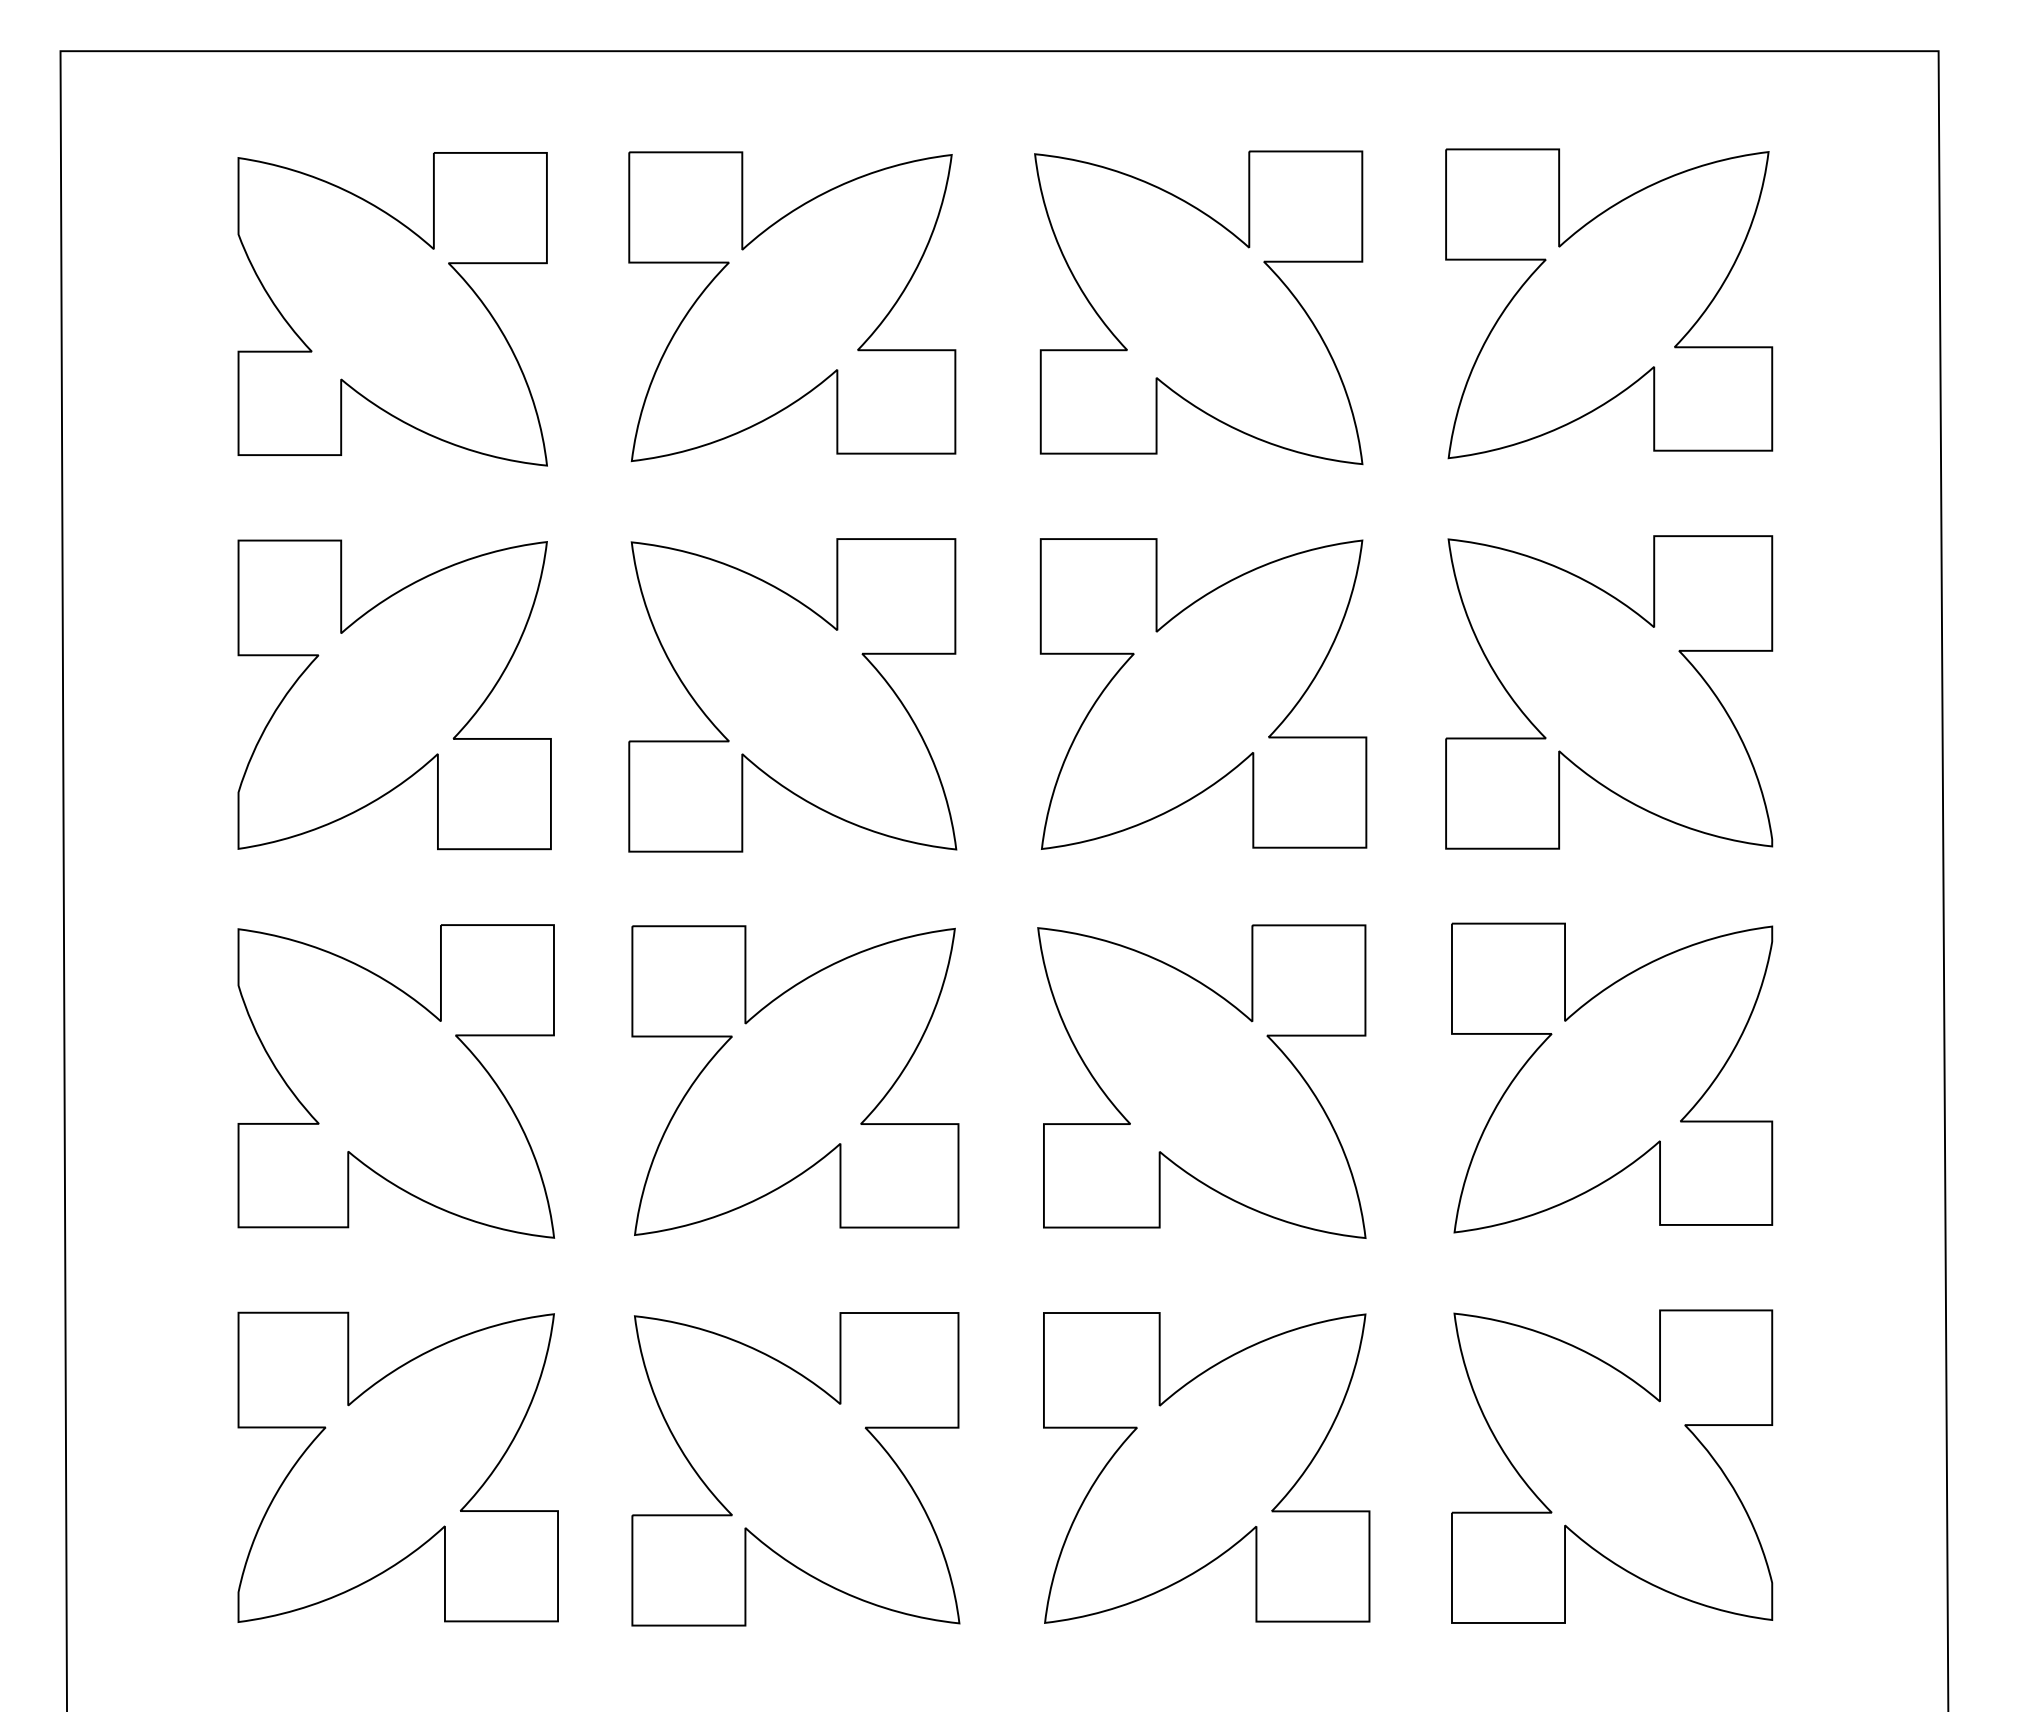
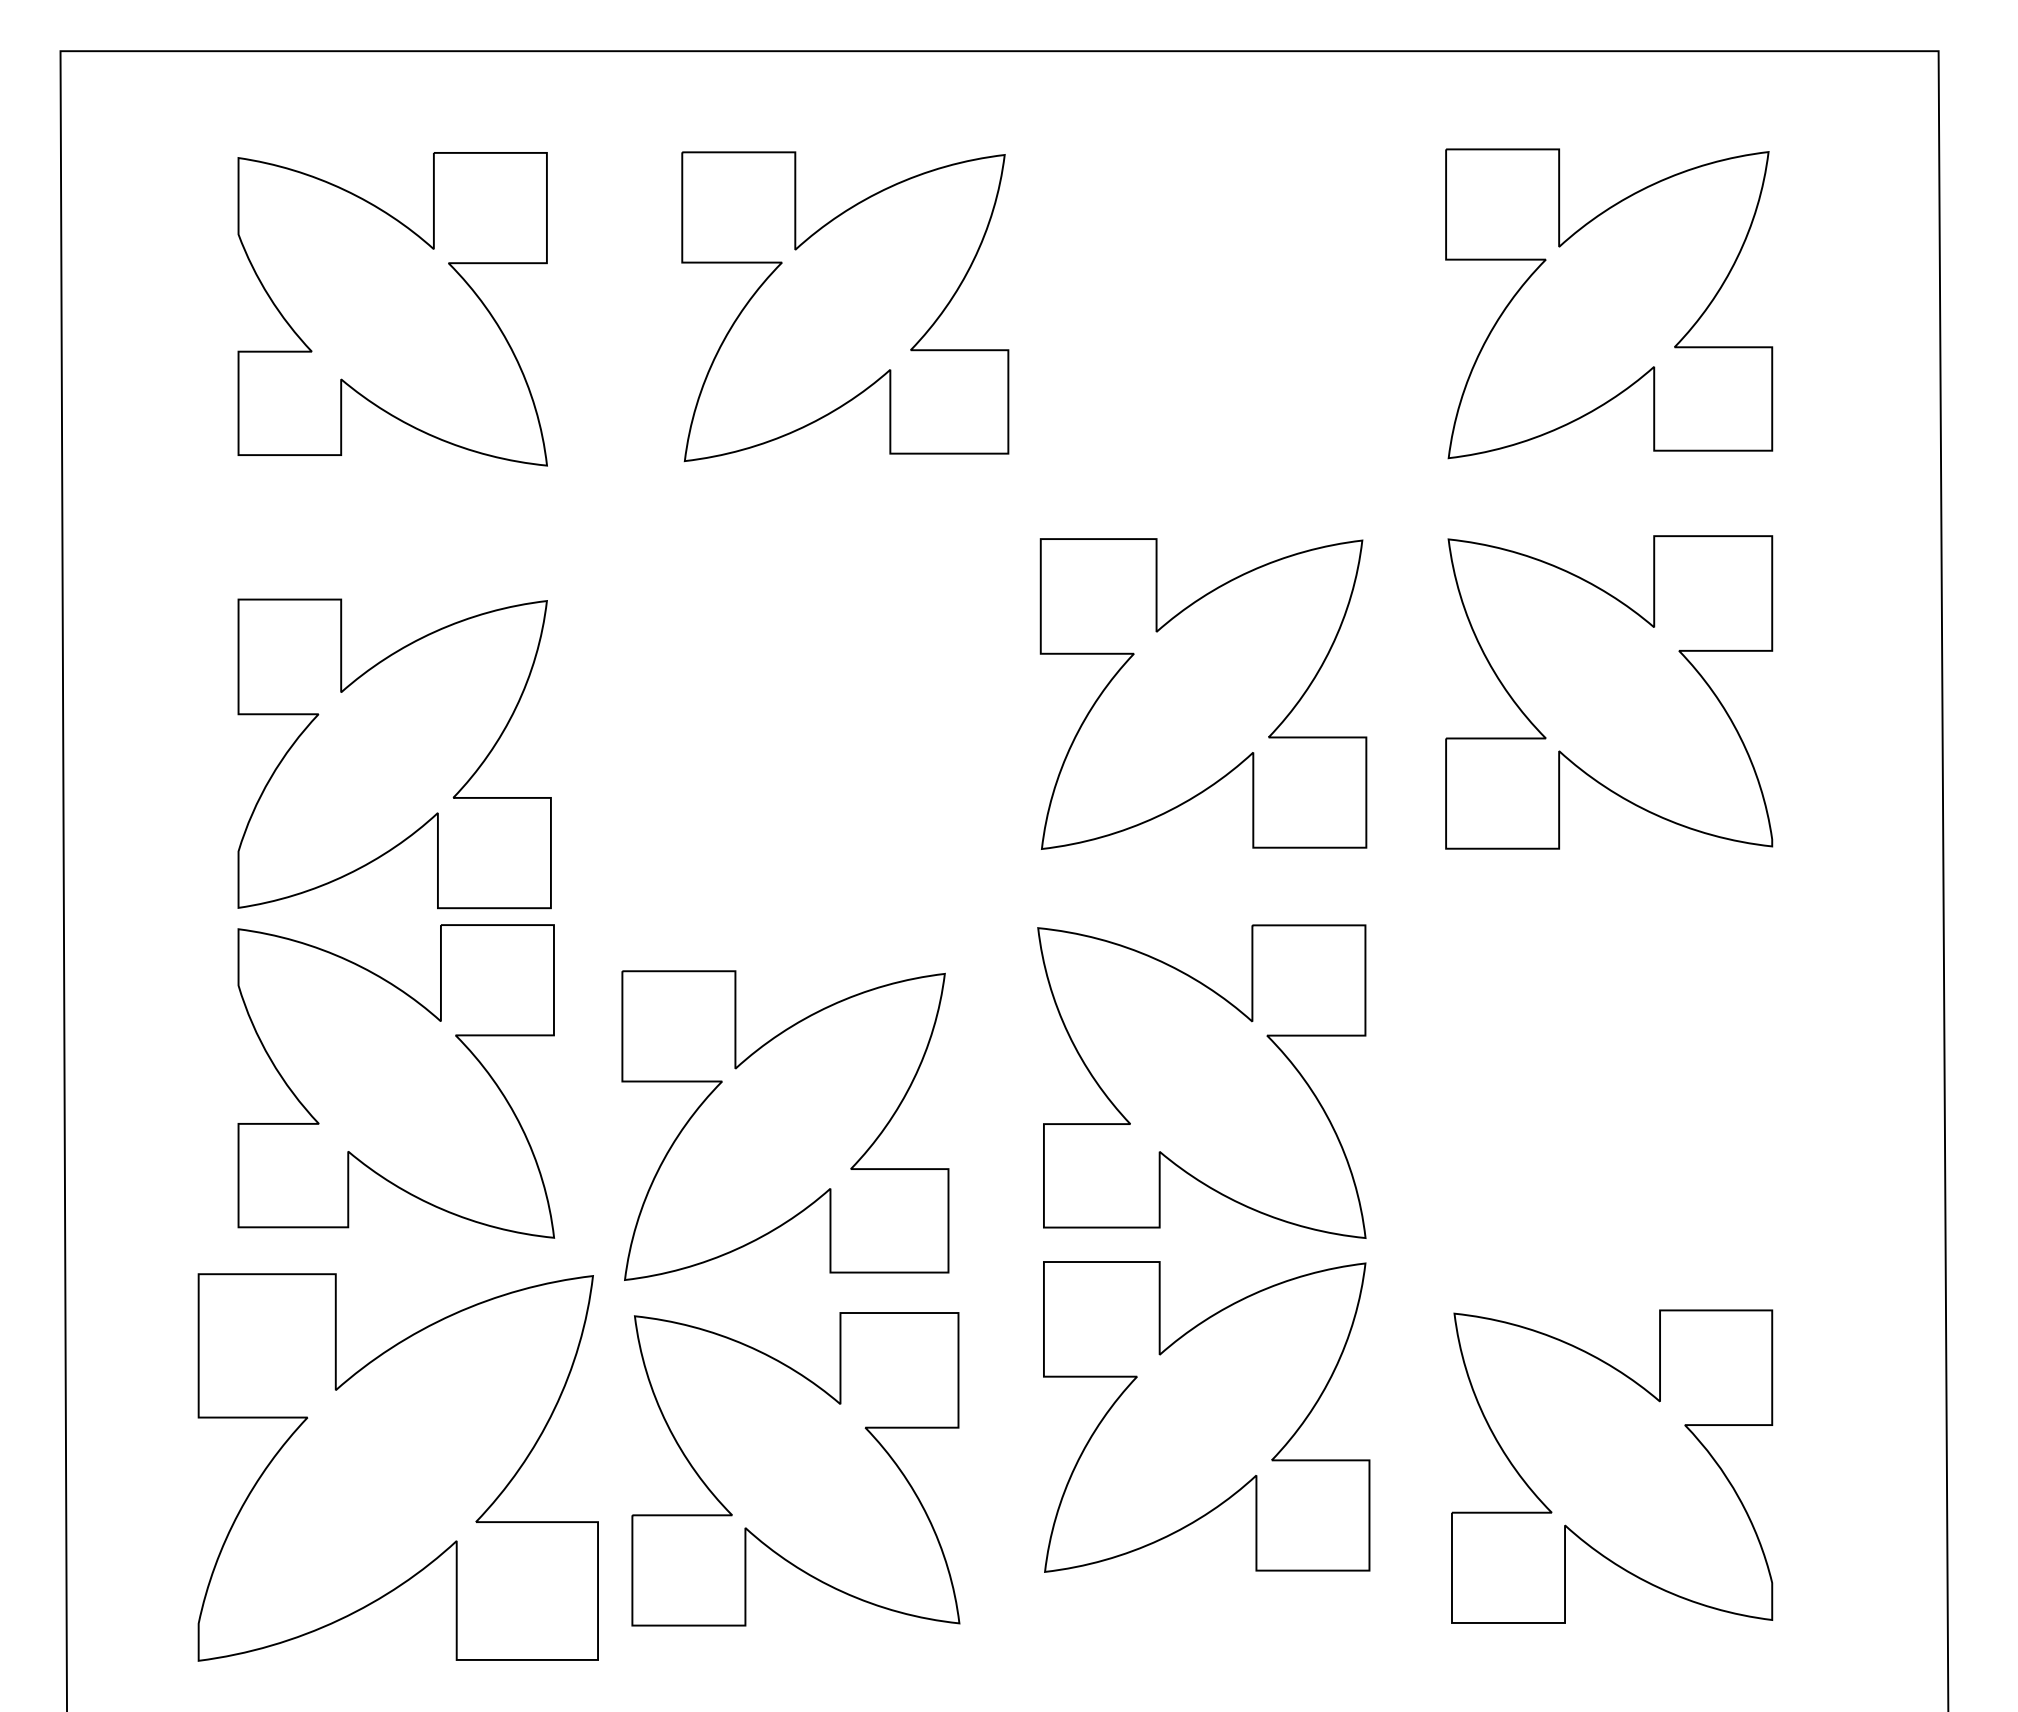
part position: (792, 306) -> (845, 306) (845, 306)
part: present -> none (1198, 307)
part position: (394, 694) -> (394, 753) (394, 753)
part: present -> none (792, 695)
part: present -> none (1612, 1077)
part position: (795, 1080) -> (785, 1125) (785, 1125)
part size: 322x312 px -> 402x389 px (397, 1467)
part position: (1206, 1467) -> (1206, 1416) (1206, 1416)
